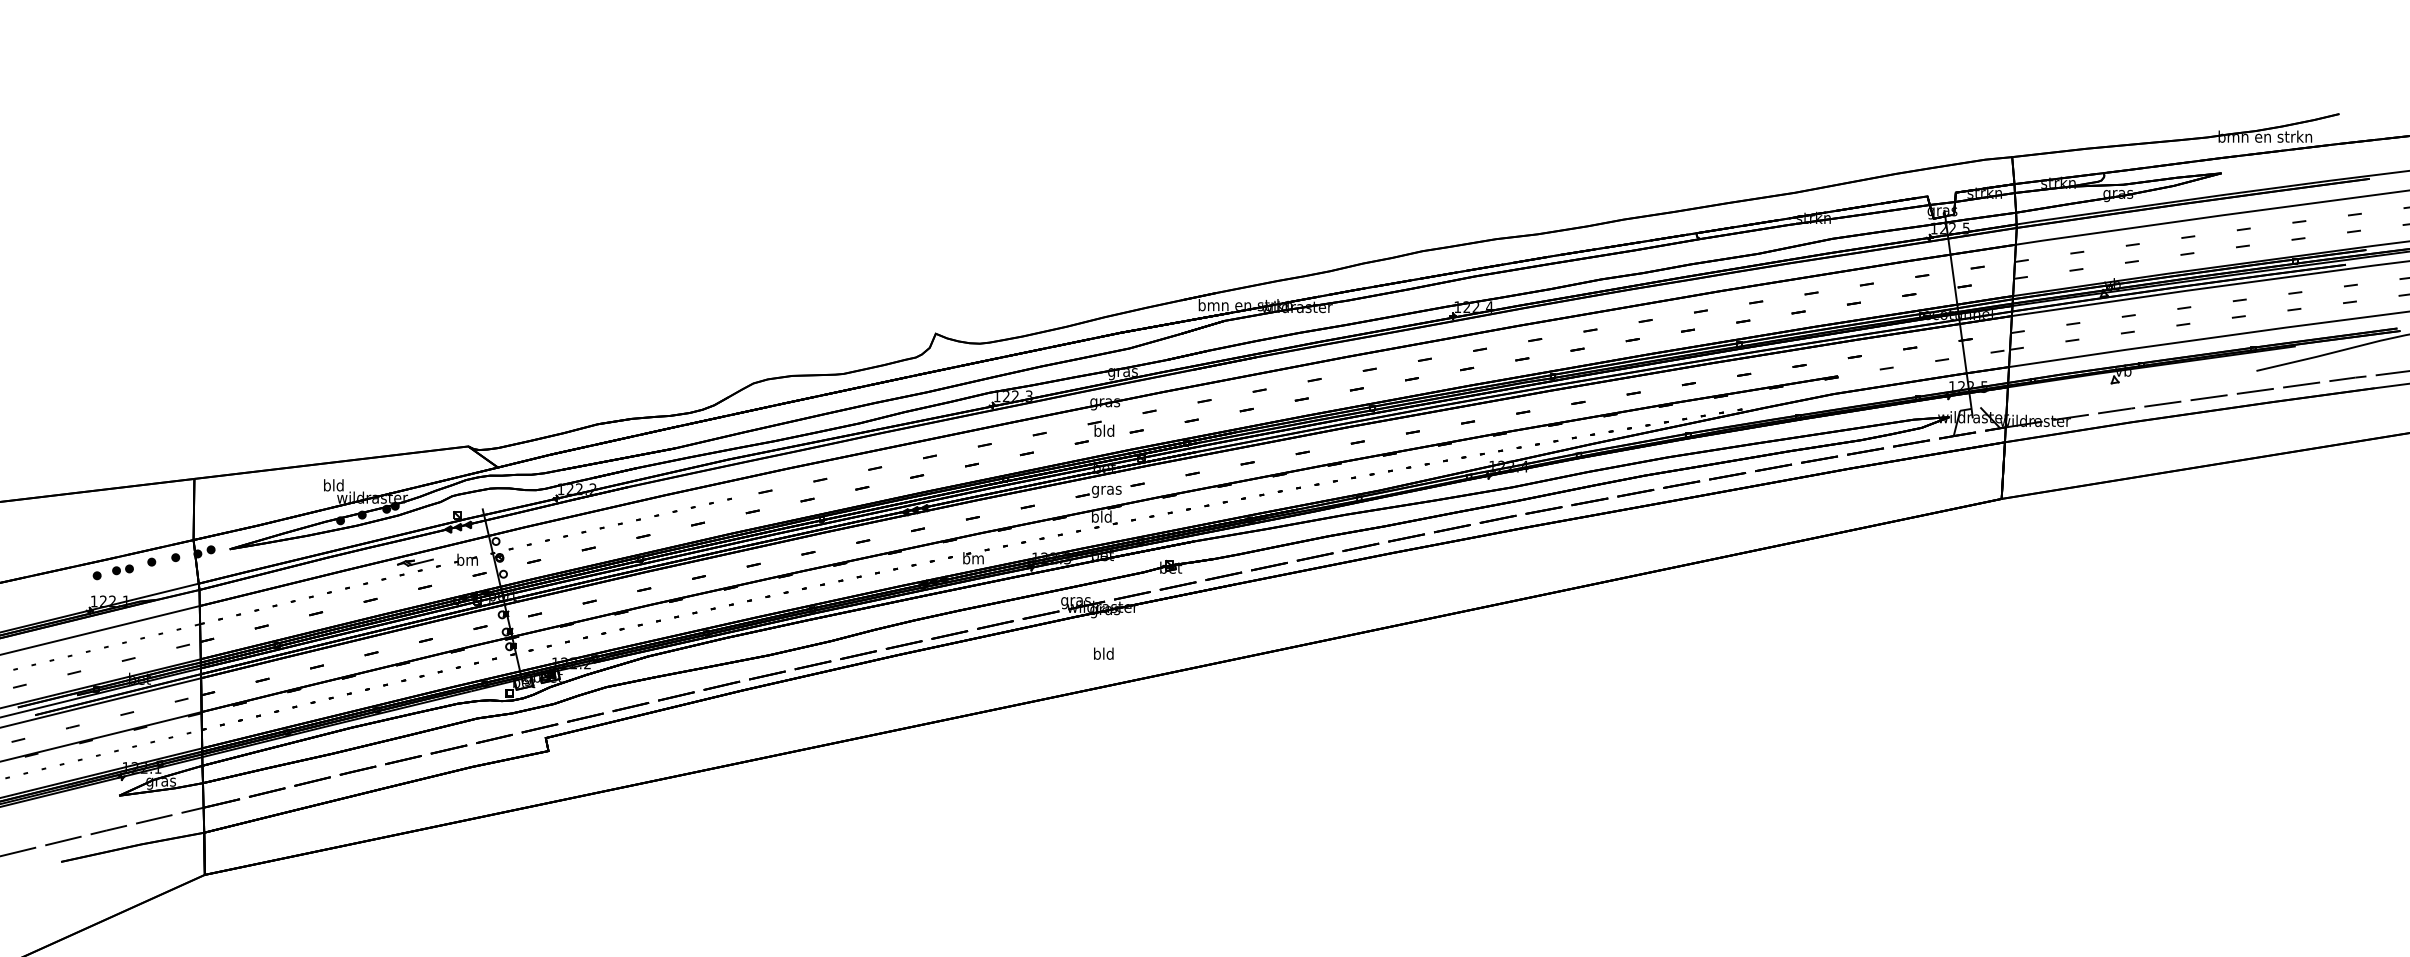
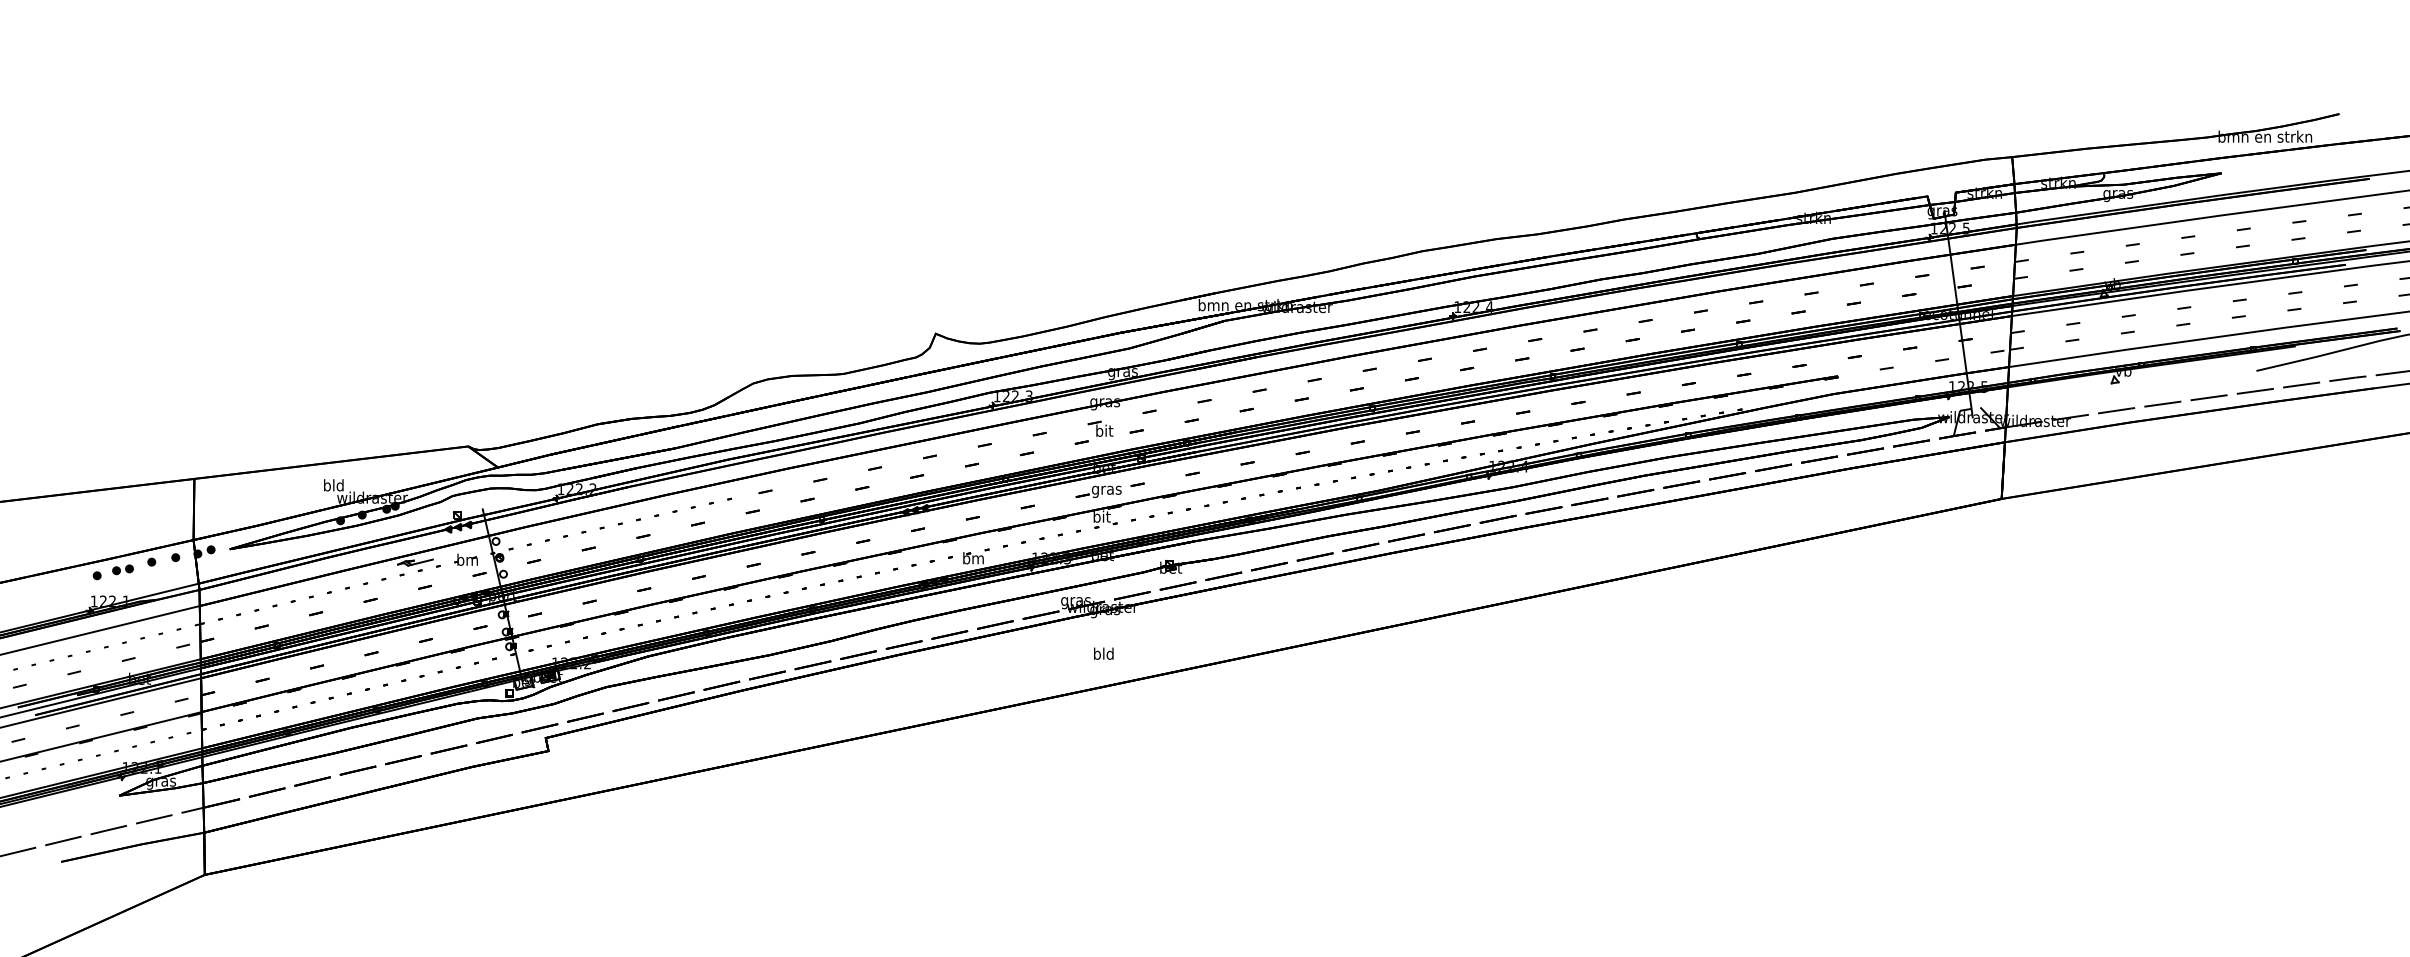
text: bld -> bit (1104, 430)
text: bld -> bit (1101, 516)
